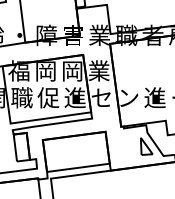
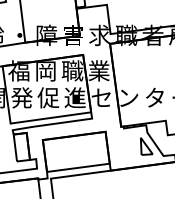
text: 業 -> 求 (99, 35)
text: 岡 -> 職 (72, 70)
text: 職 -> 発 (21, 97)
text: 進 -> タ (154, 97)
